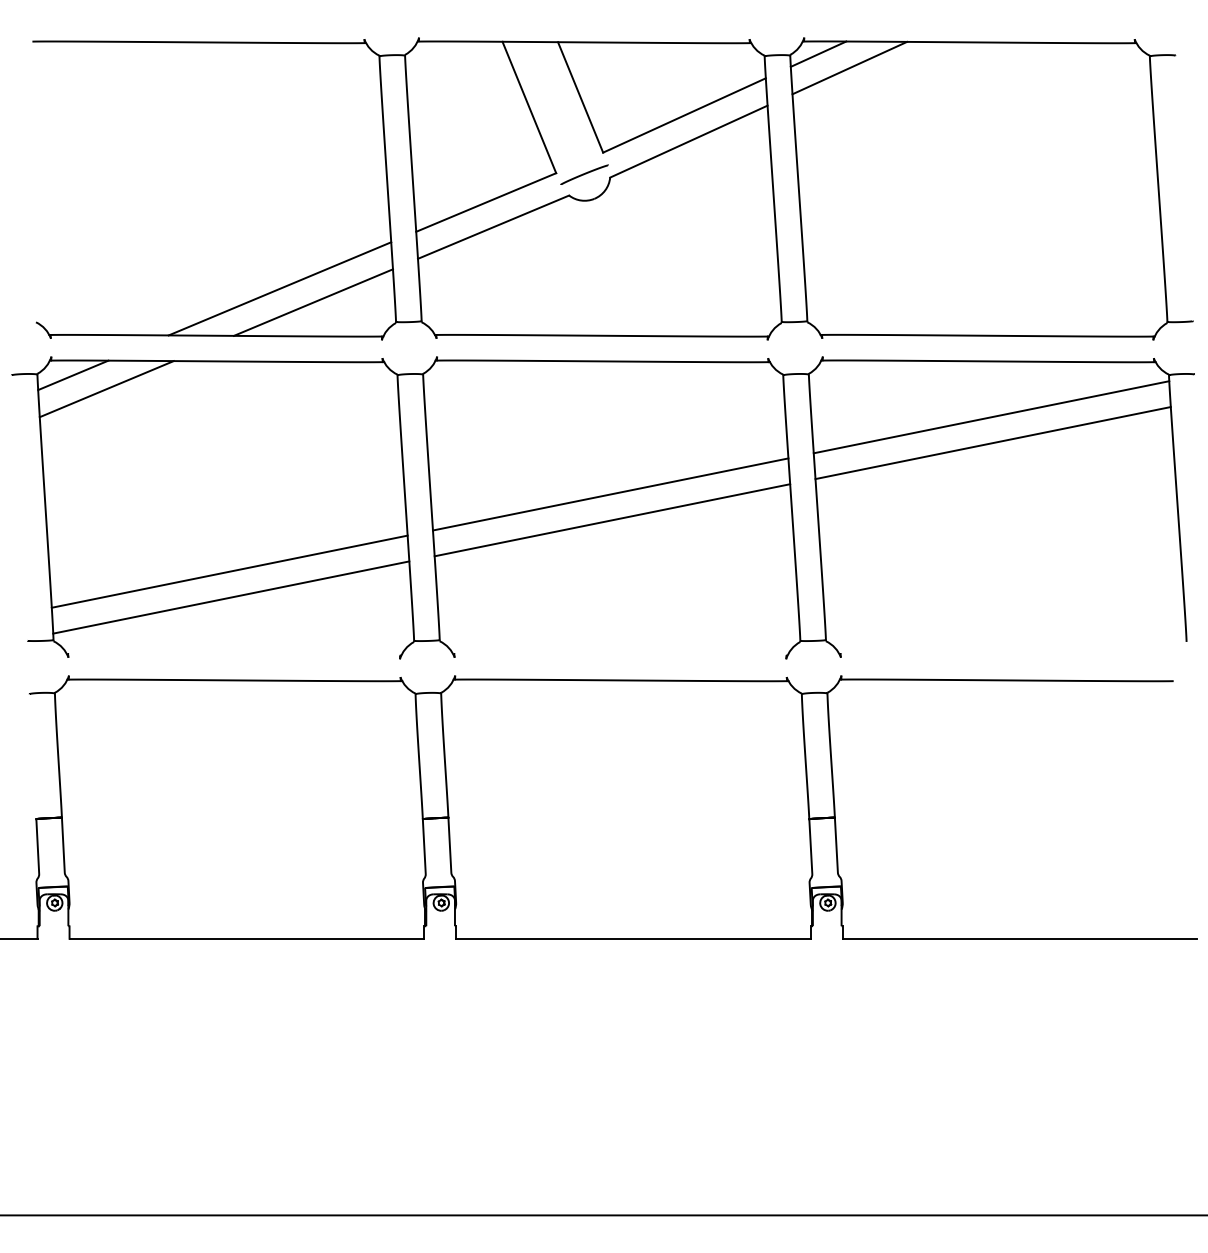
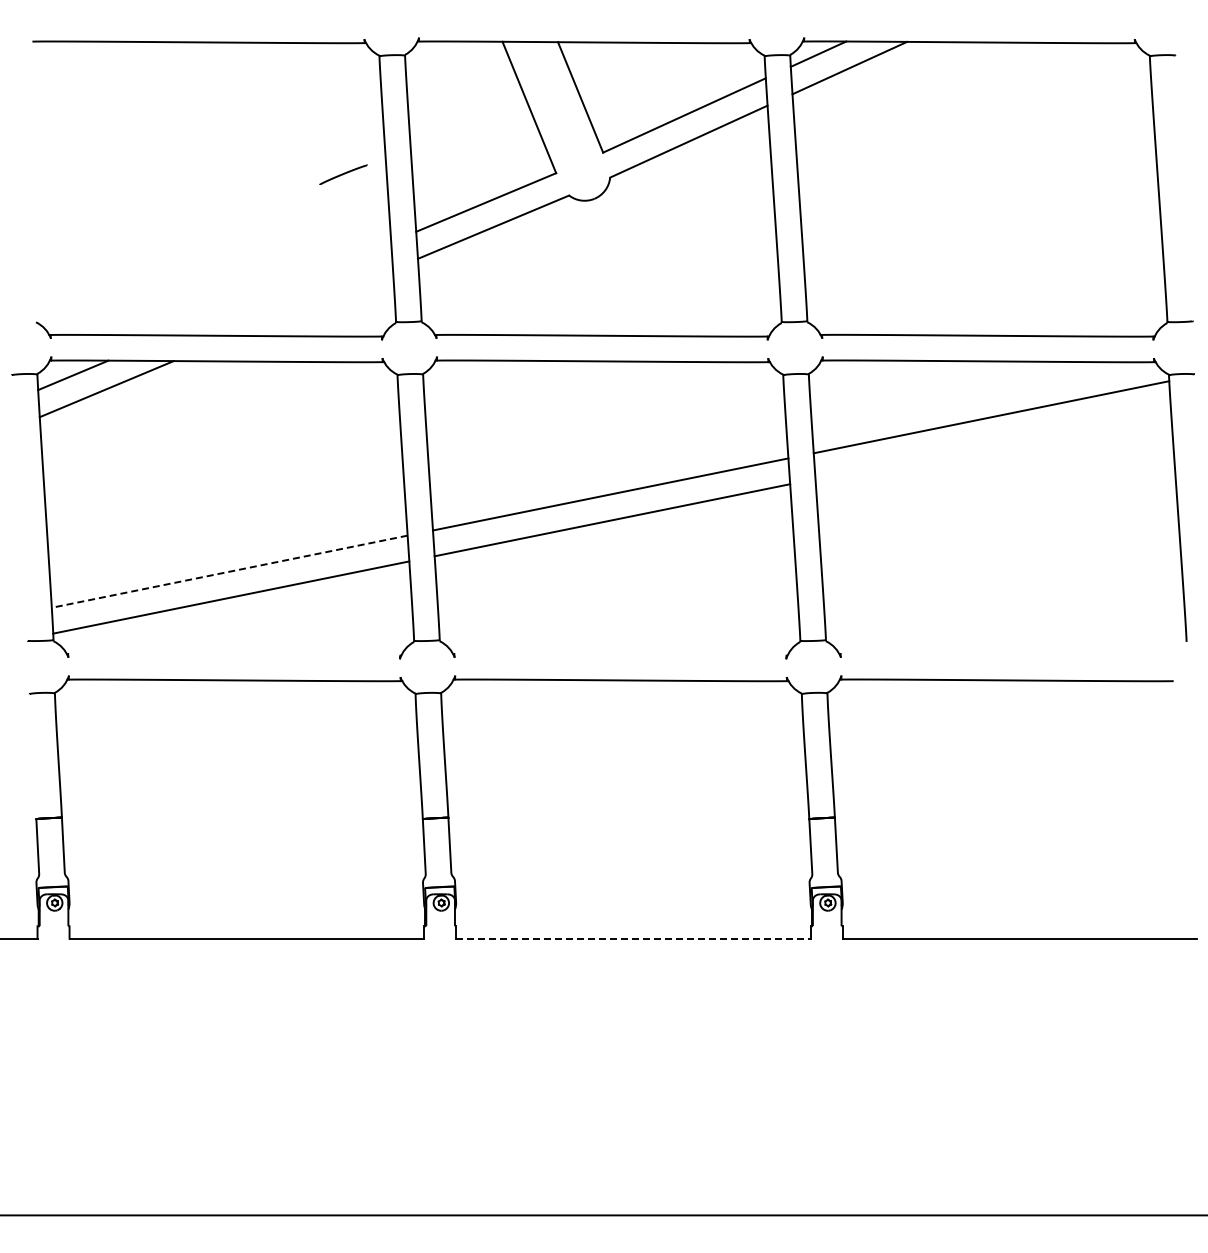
line position: (584, 174) -> (343, 174) (343, 174)
line: present -> none (279, 288)
line: present -> none (312, 302)
line: present -> none (992, 443)
line: solid -> dashed (229, 571)
line: solid -> dashed (633, 938)
